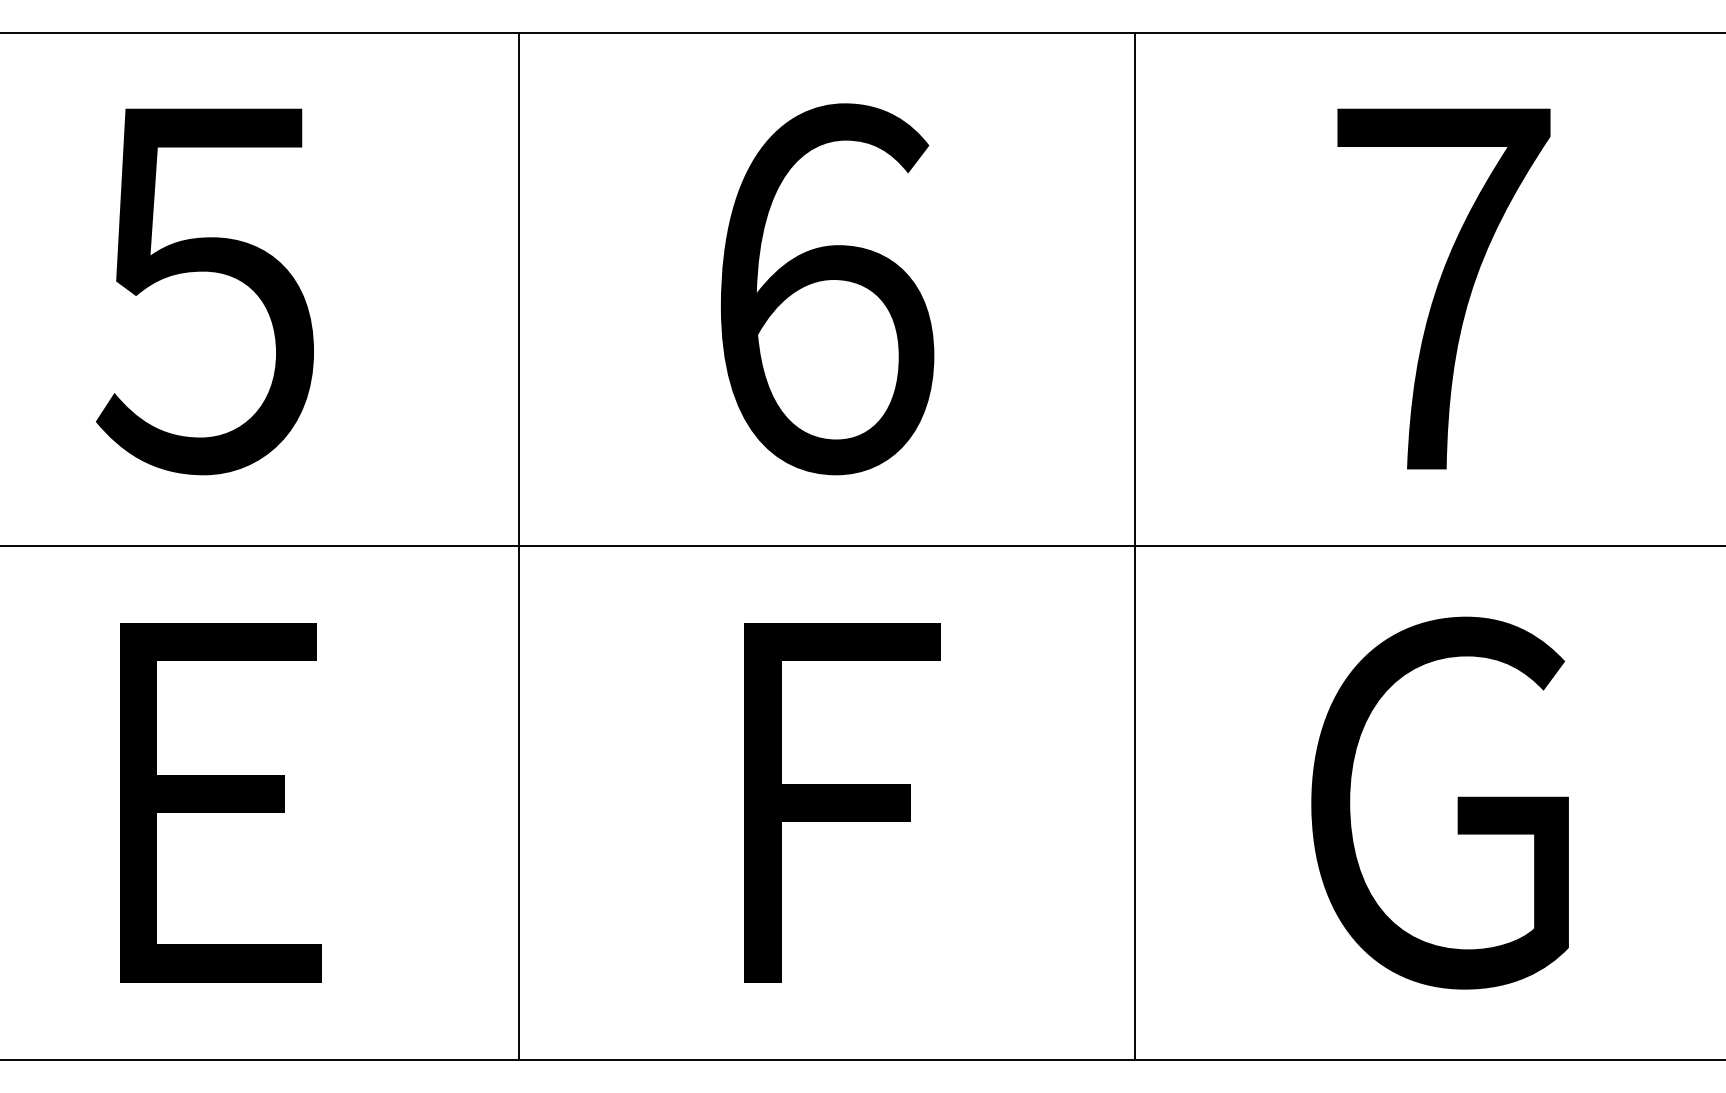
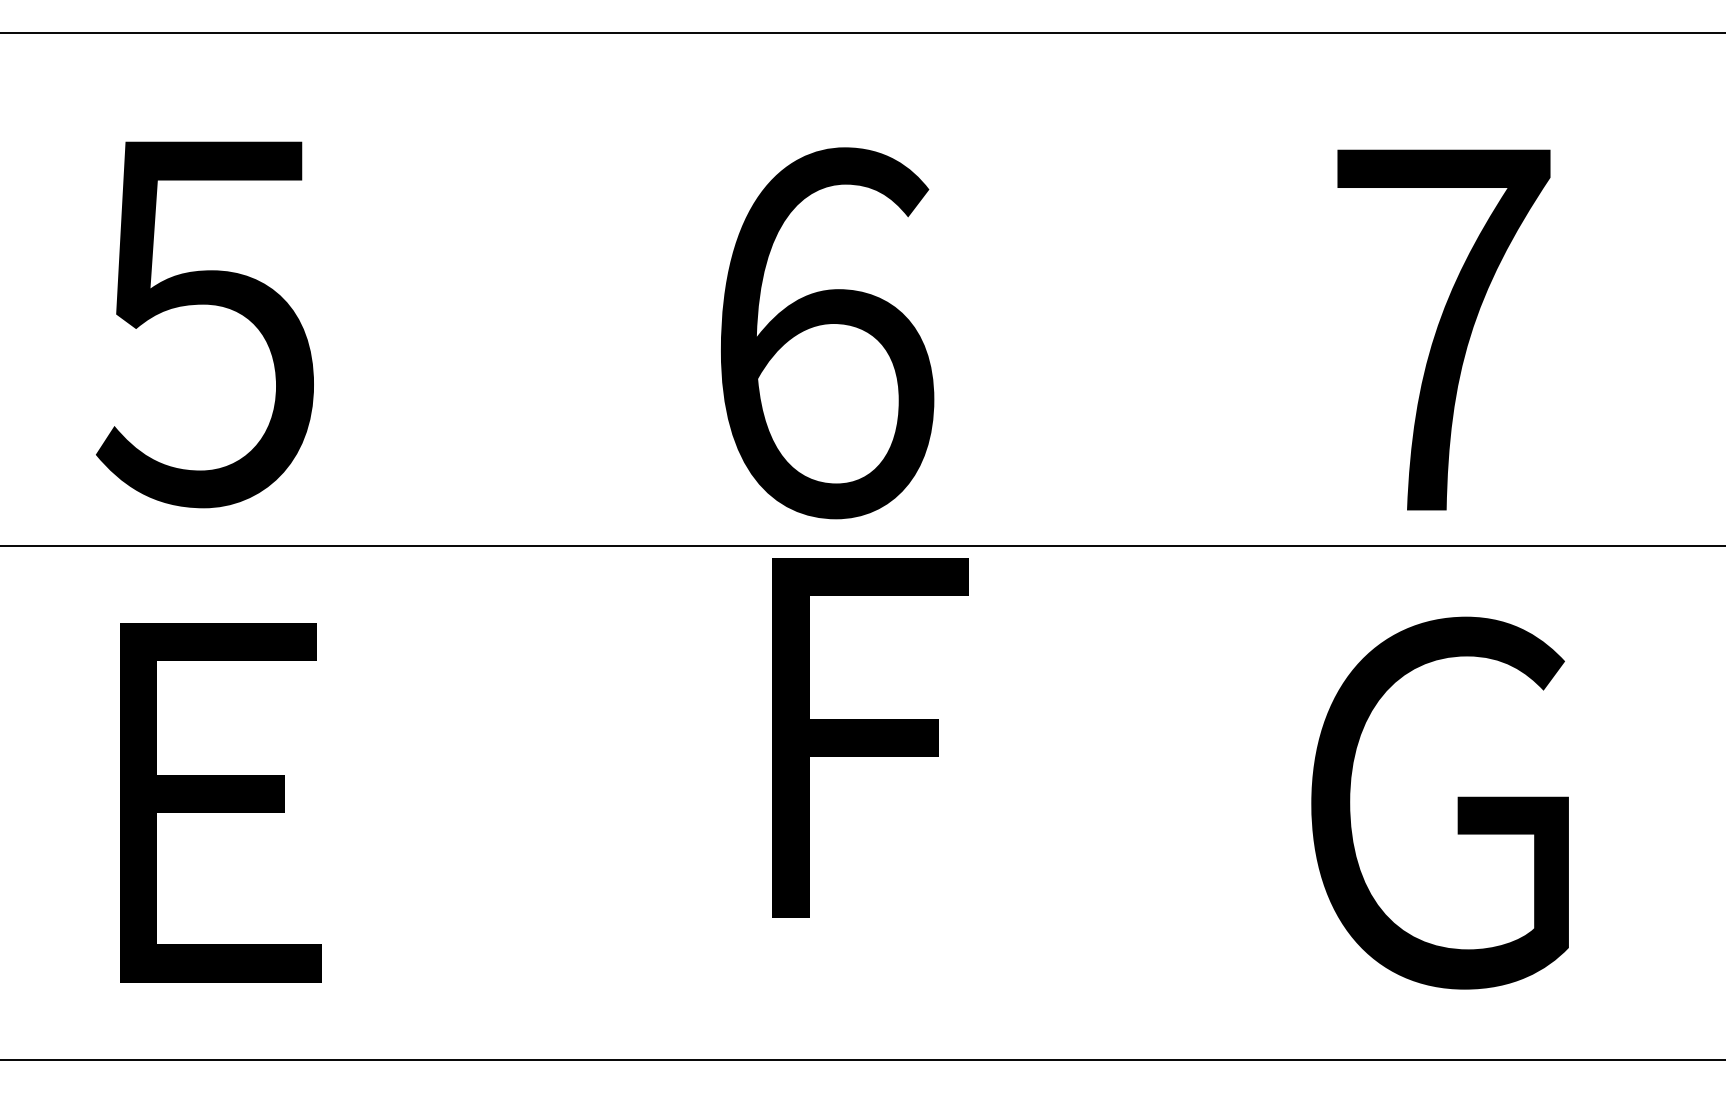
text position: (1443, 288) -> (1443, 329) (1443, 329)
text position: (827, 289) -> (827, 333) (827, 333)
text position: (204, 291) -> (204, 324) (204, 324)
line: present -> none (518, 546)
line: present -> none (1135, 546)
text position: (842, 802) -> (870, 737) (870, 737)
